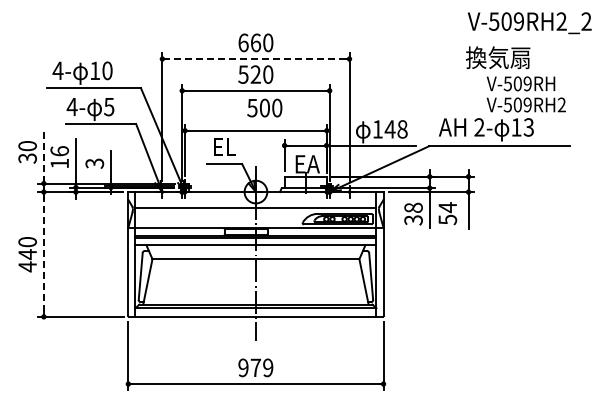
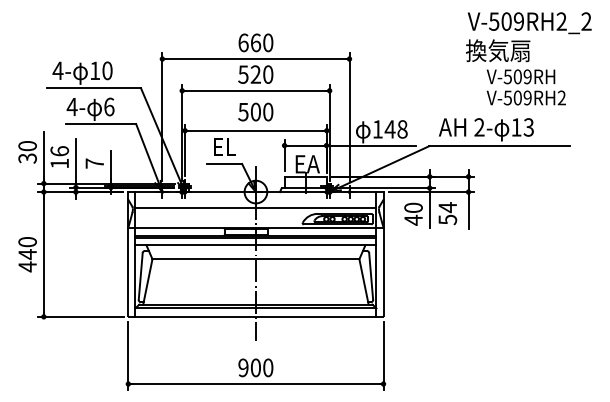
line: dashed -> solid (255, 59)
text position: (515, 79) -> (515, 72) (515, 72)
text: 5 -> 6 (109, 106)
text position: (264, 107) -> (255, 111) (255, 111)
line: dashed -> solid (43, 157)
text: 3 -> 7 (94, 163)
text: 38 -> 40 (413, 213)
line: dashed -> solid (43, 254)
text: 979 -> 900 (261, 367)
